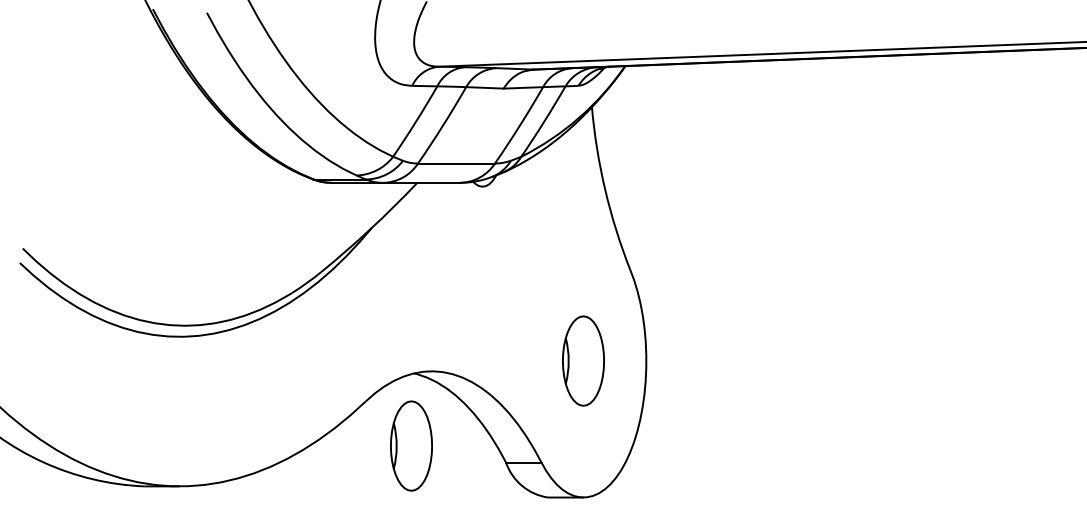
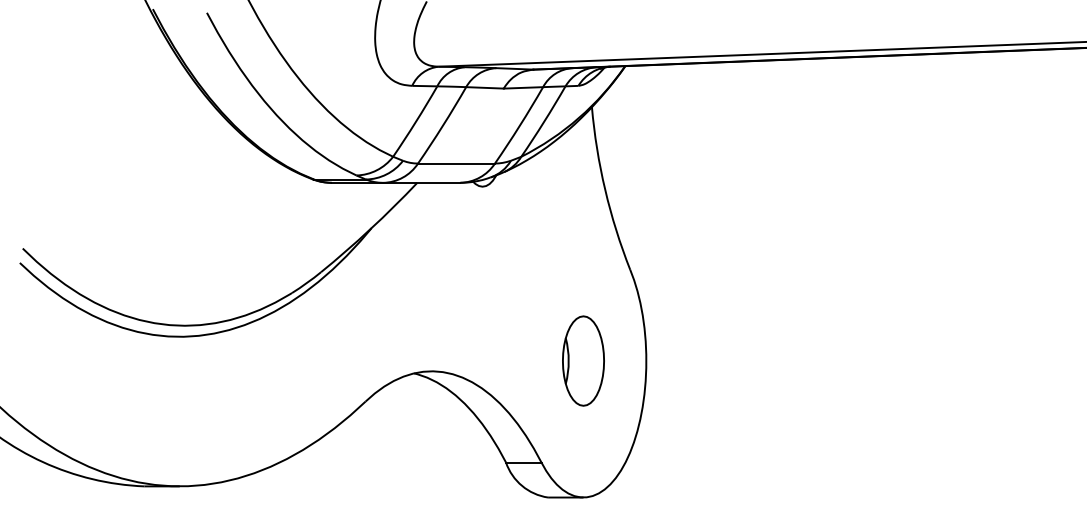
part: present -> none (411, 445)
